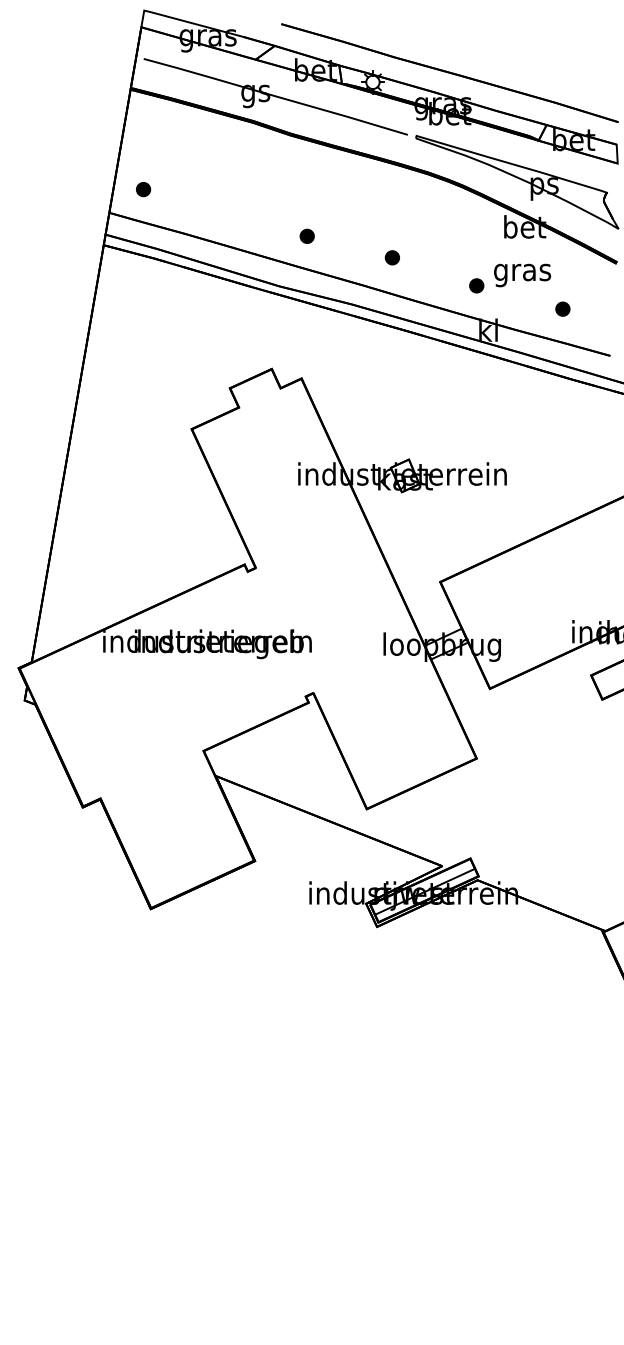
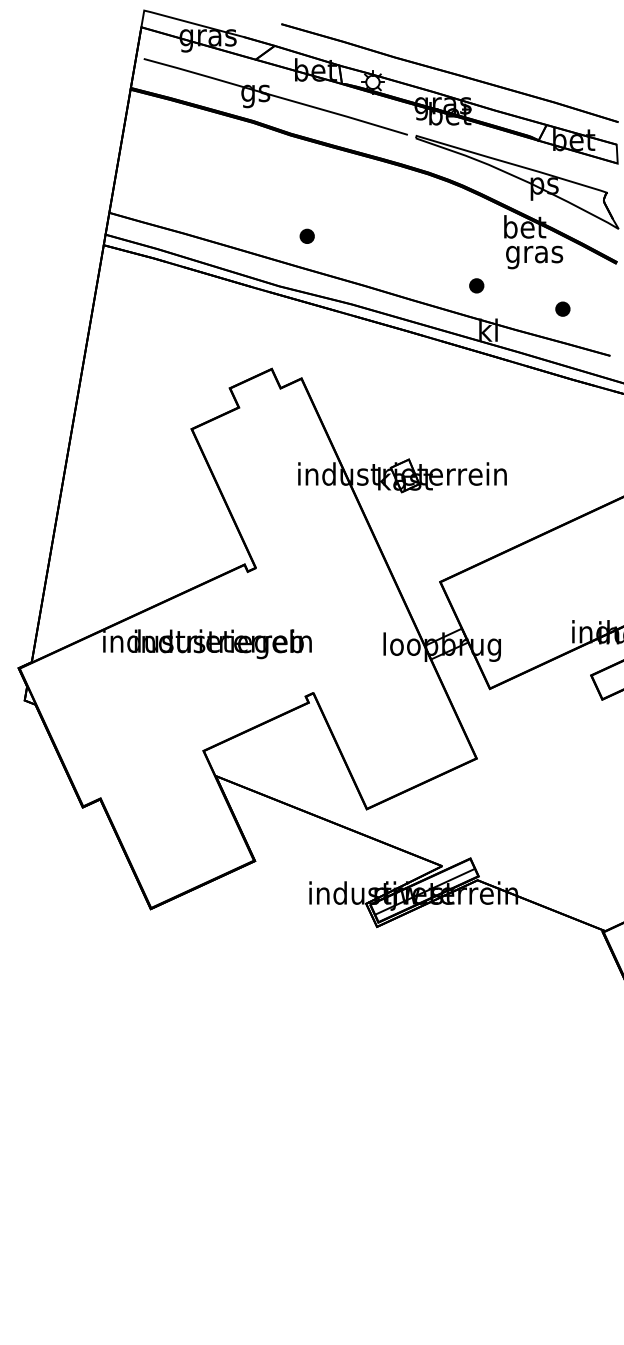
part: present -> none (143, 189)
part: present -> none (391, 257)
text position: (522, 275) -> (534, 257) (534, 257)
